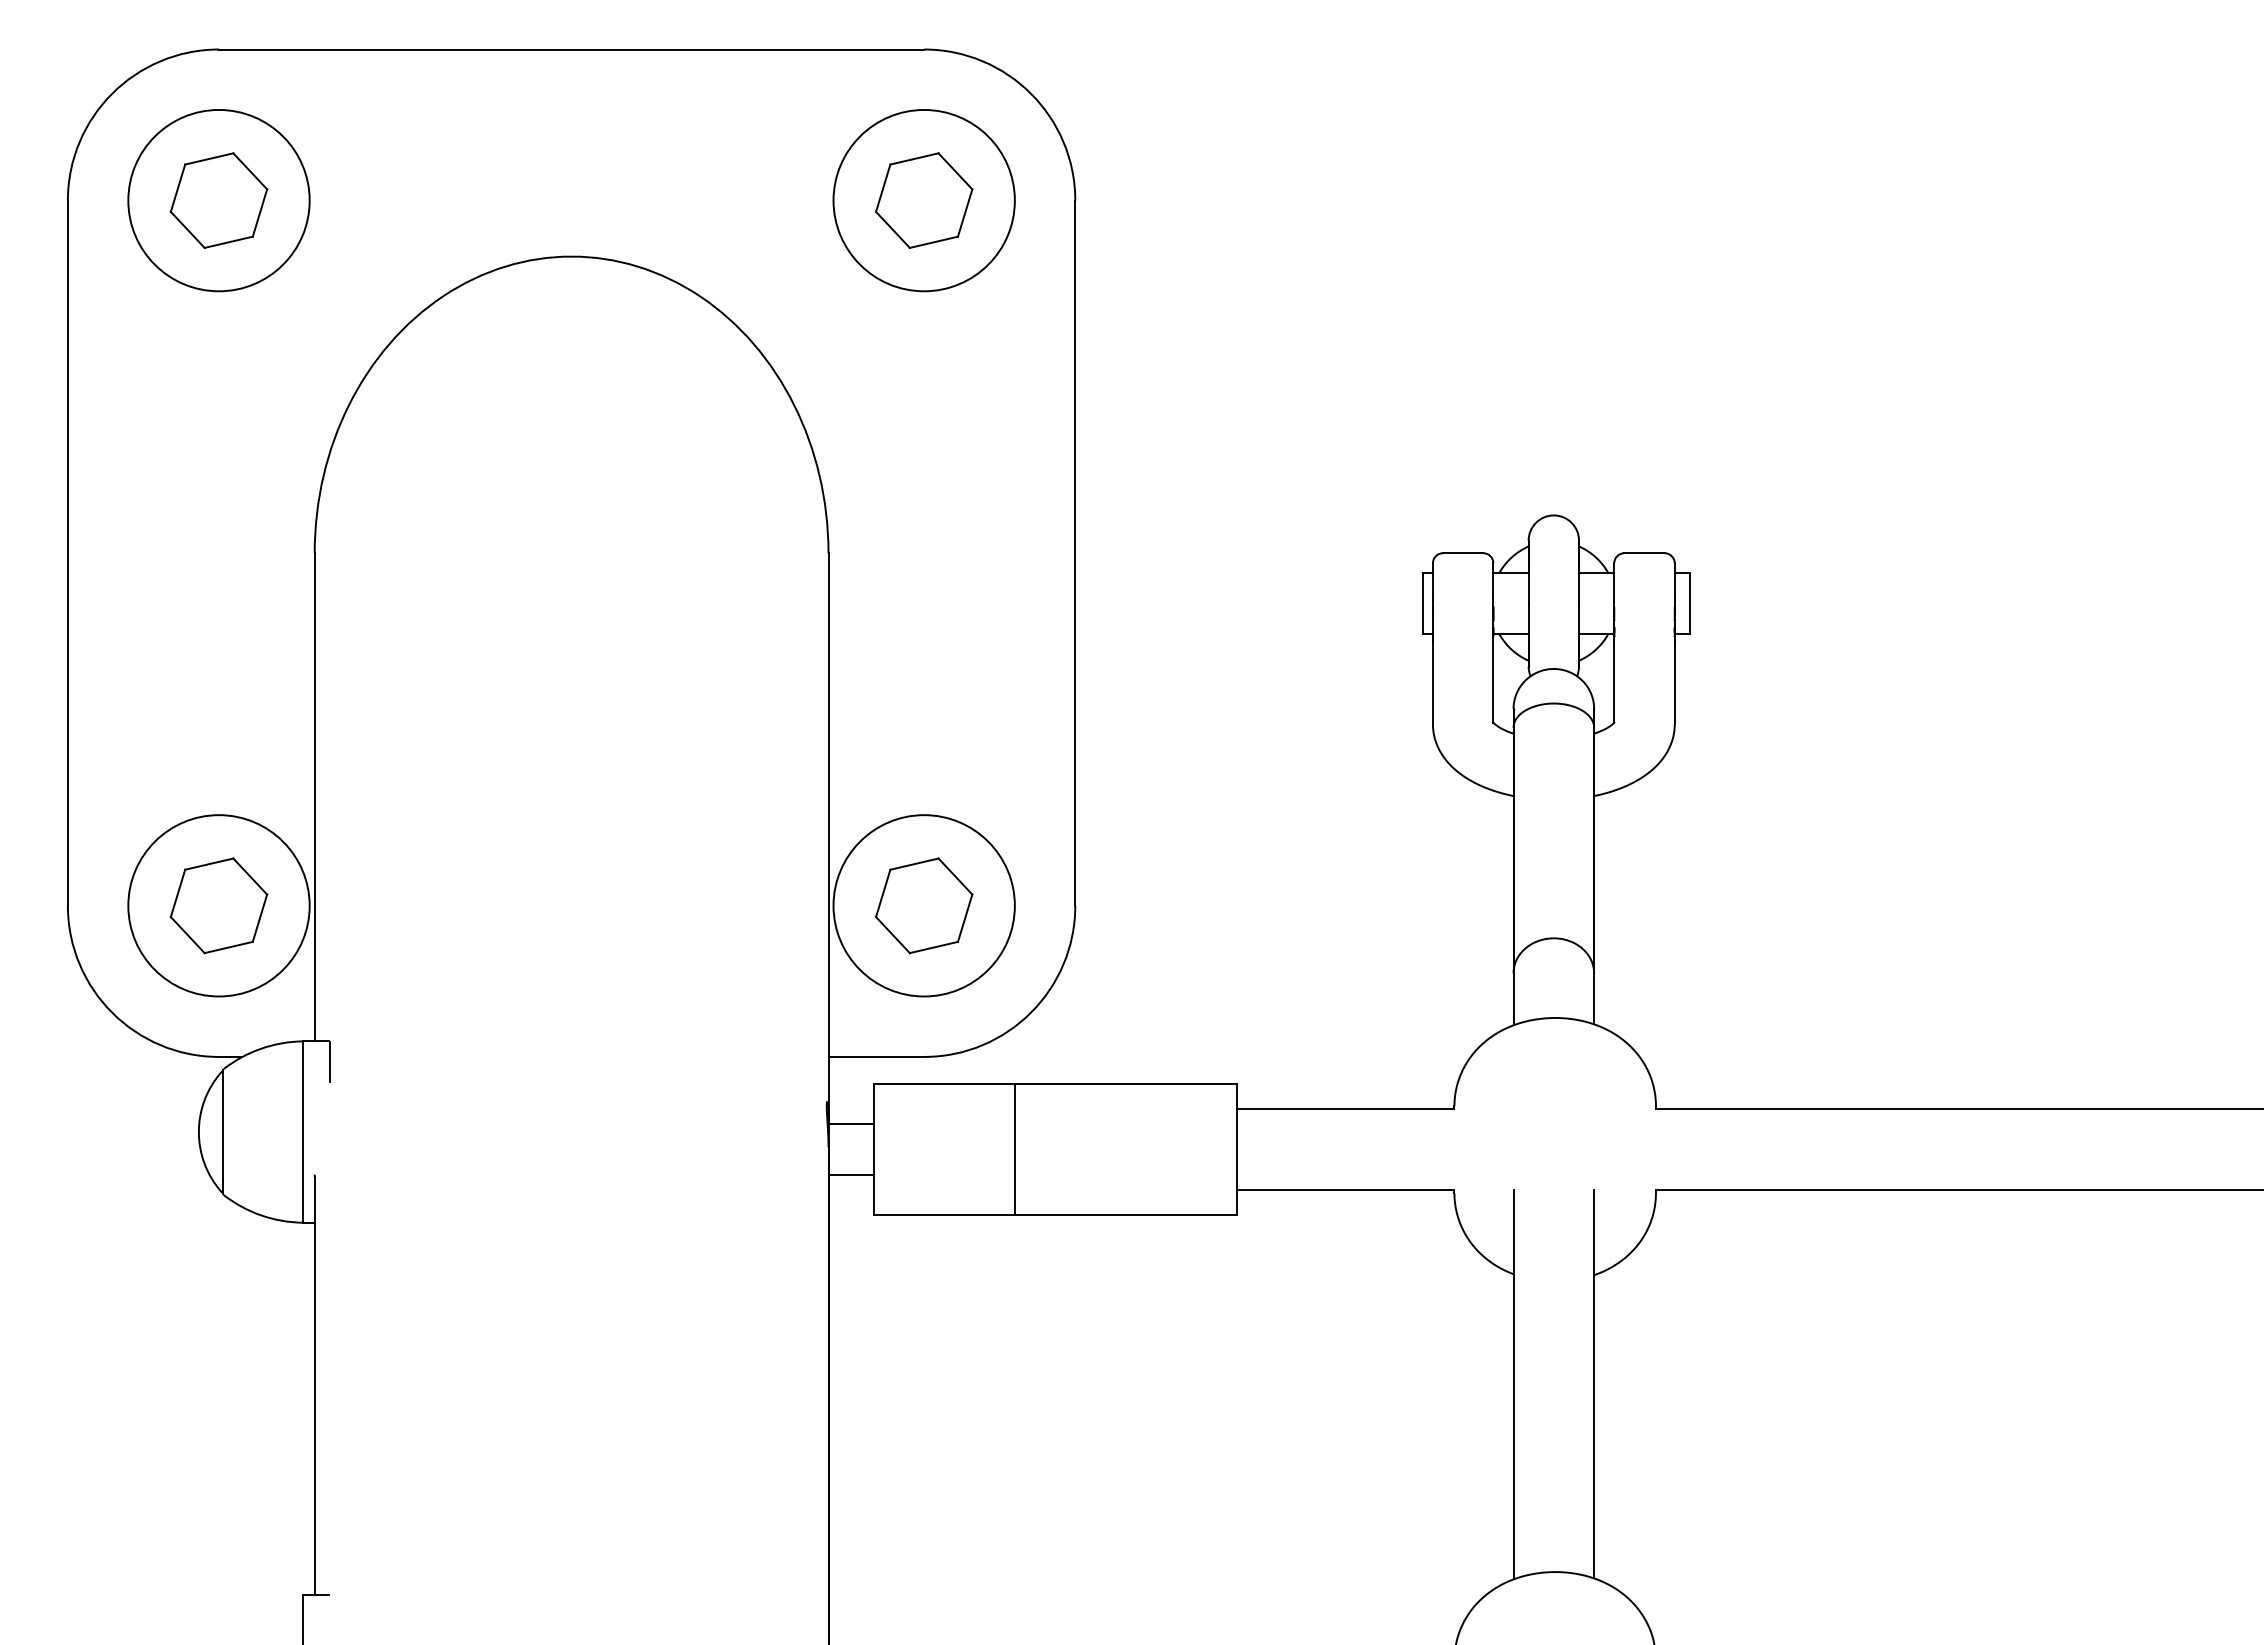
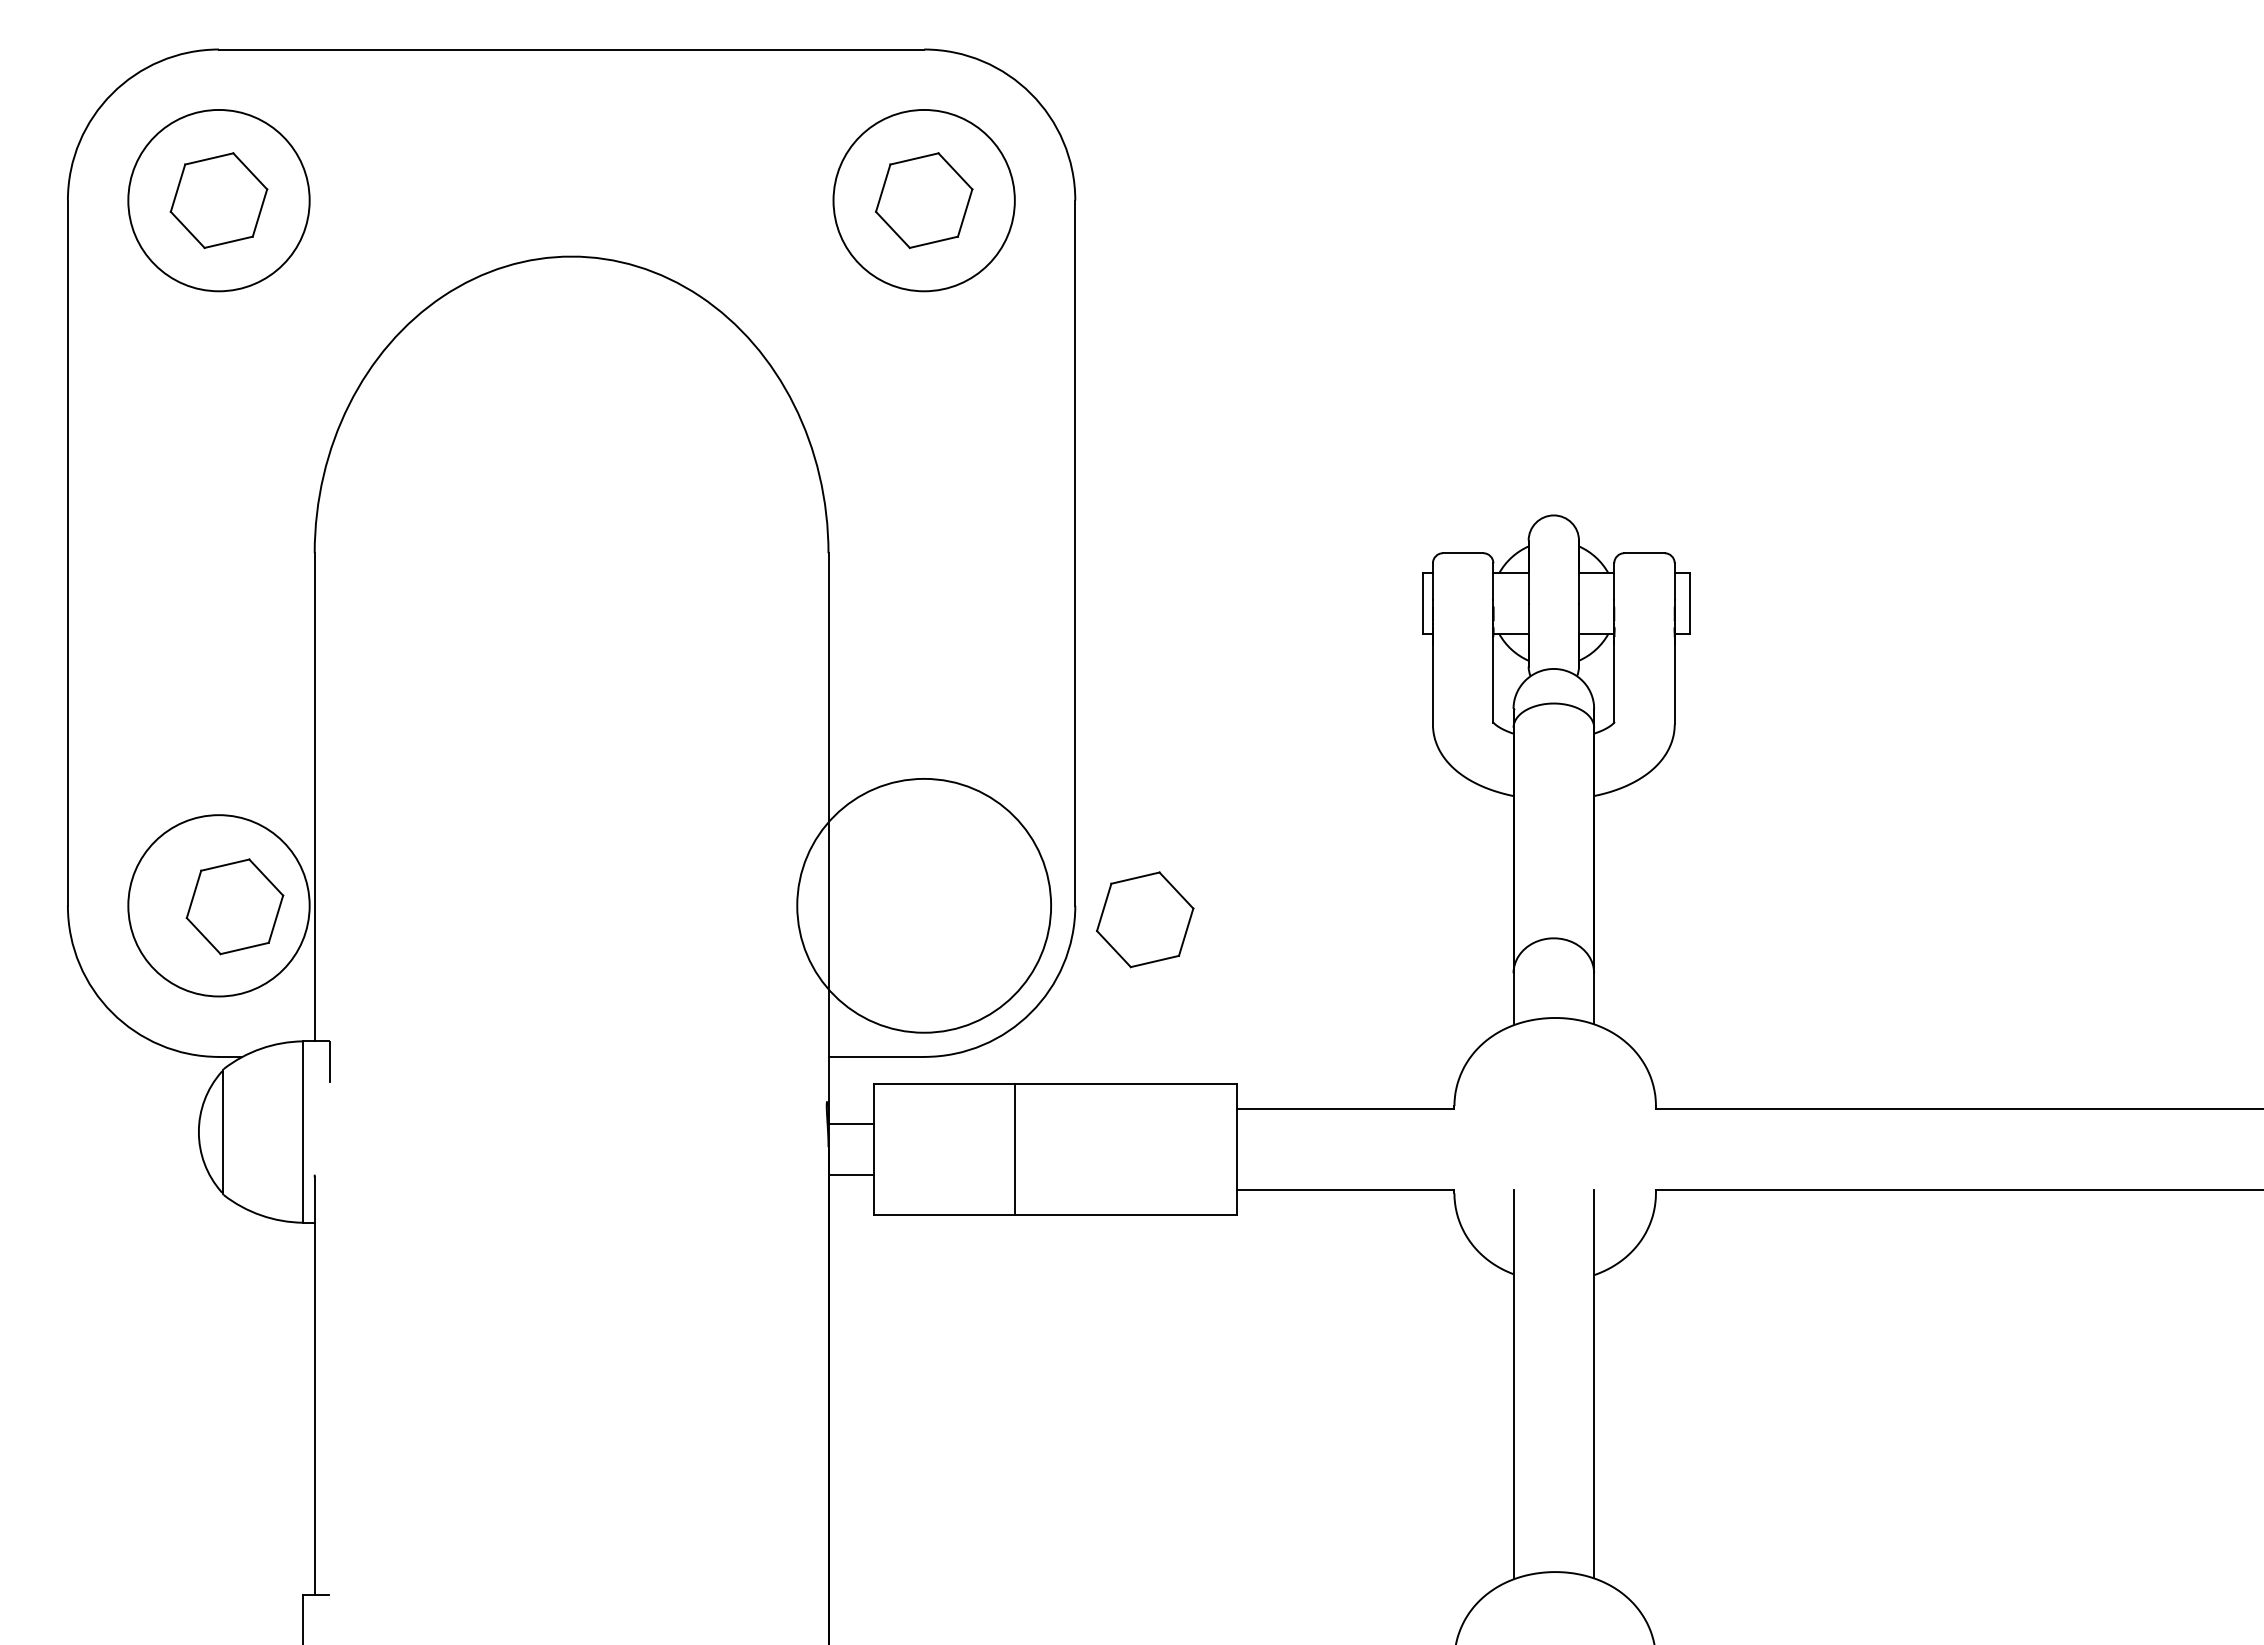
part position: (218, 905) -> (234, 906) (234, 906)
circle diameter: 181 px -> 254 px (924, 905)
part position: (924, 905) -> (1145, 919) (1145, 919)
